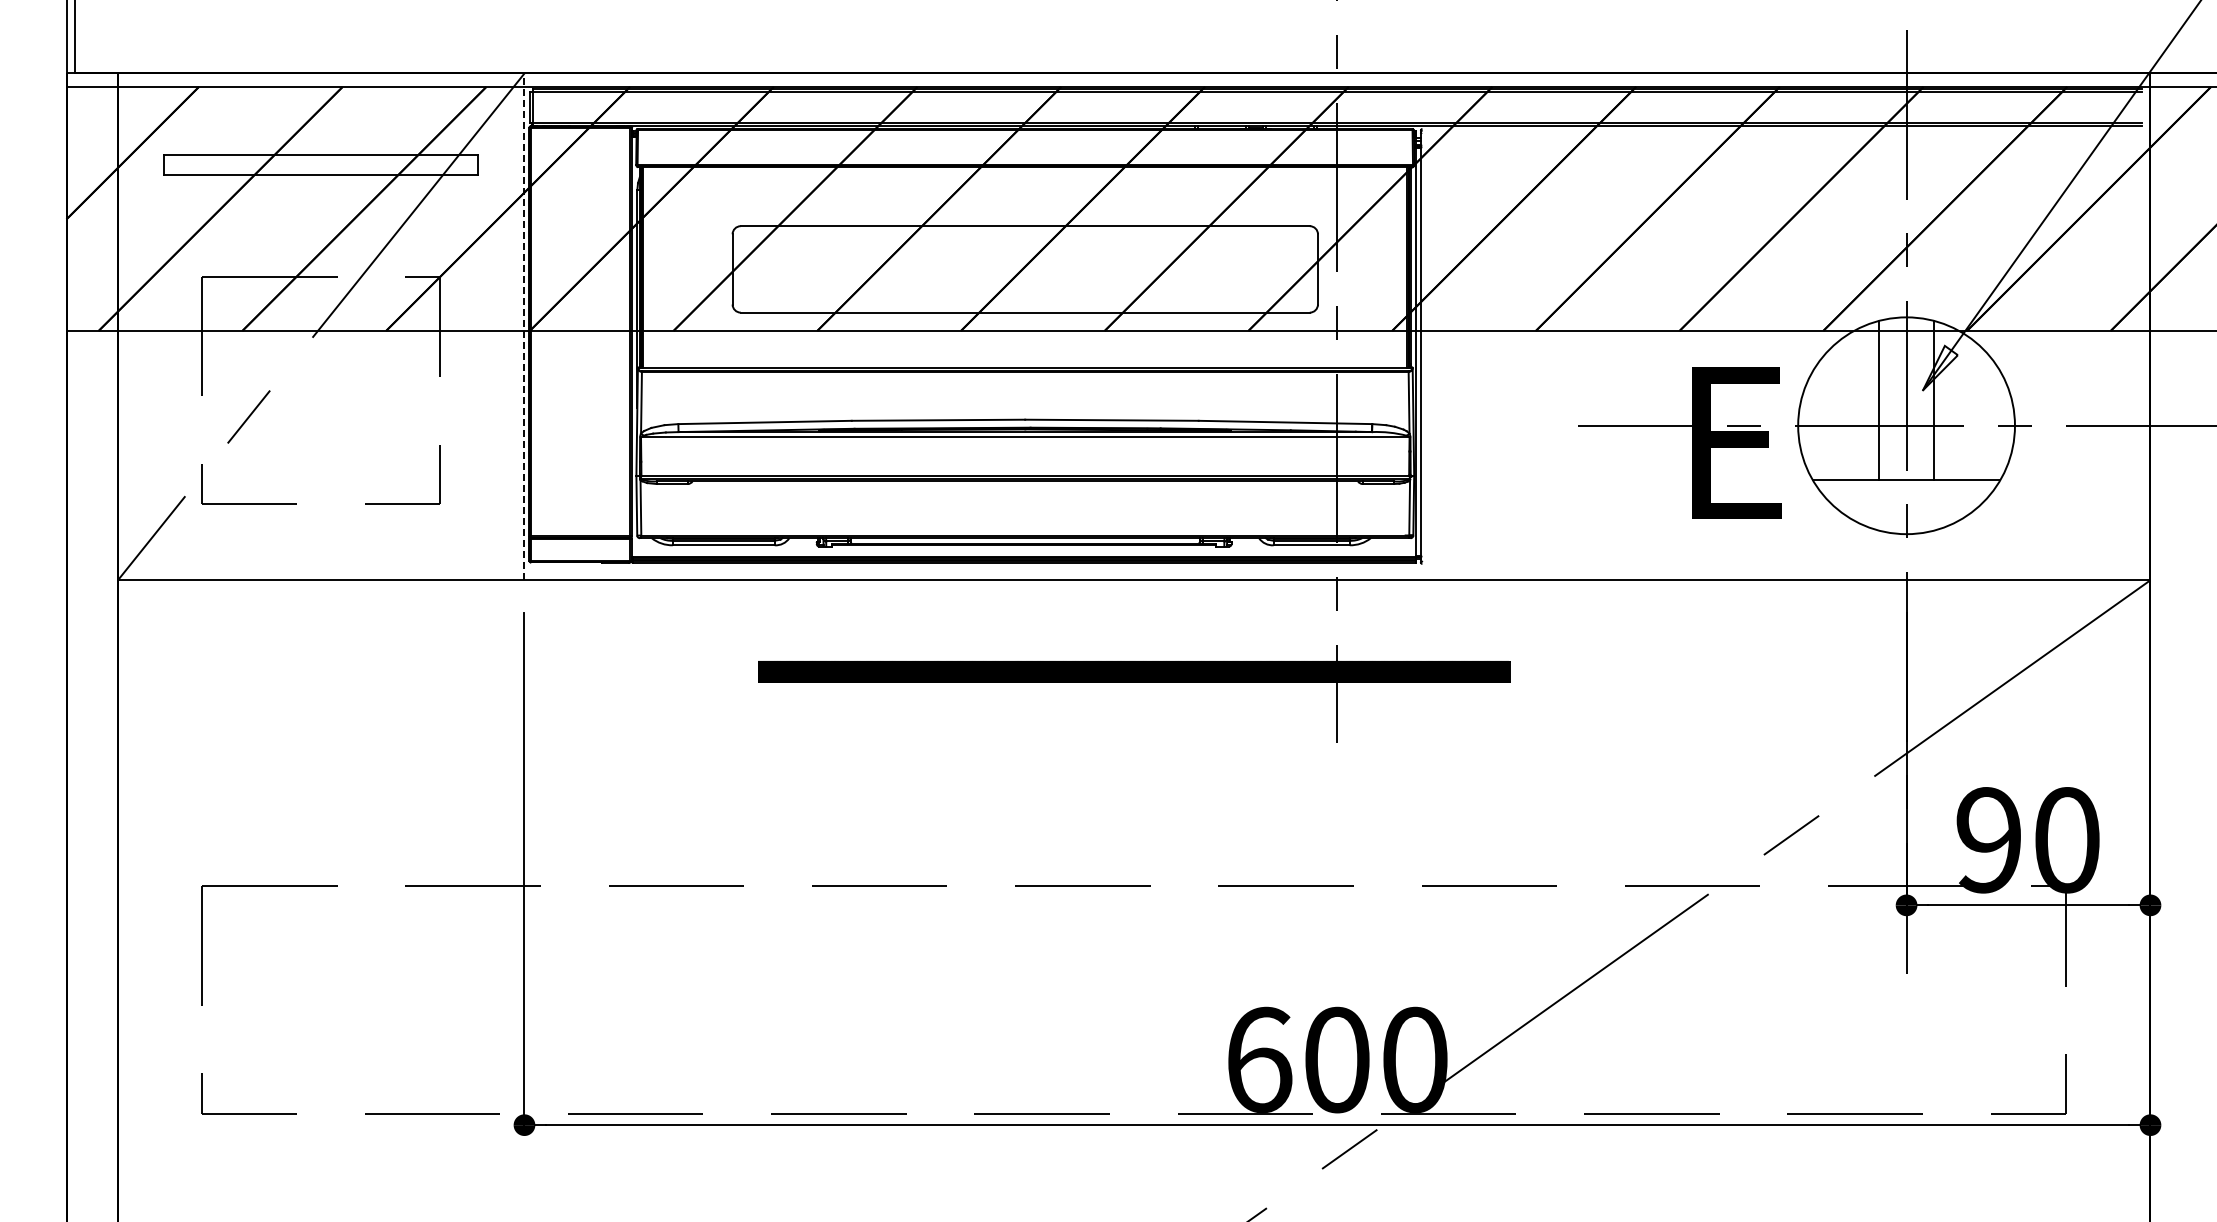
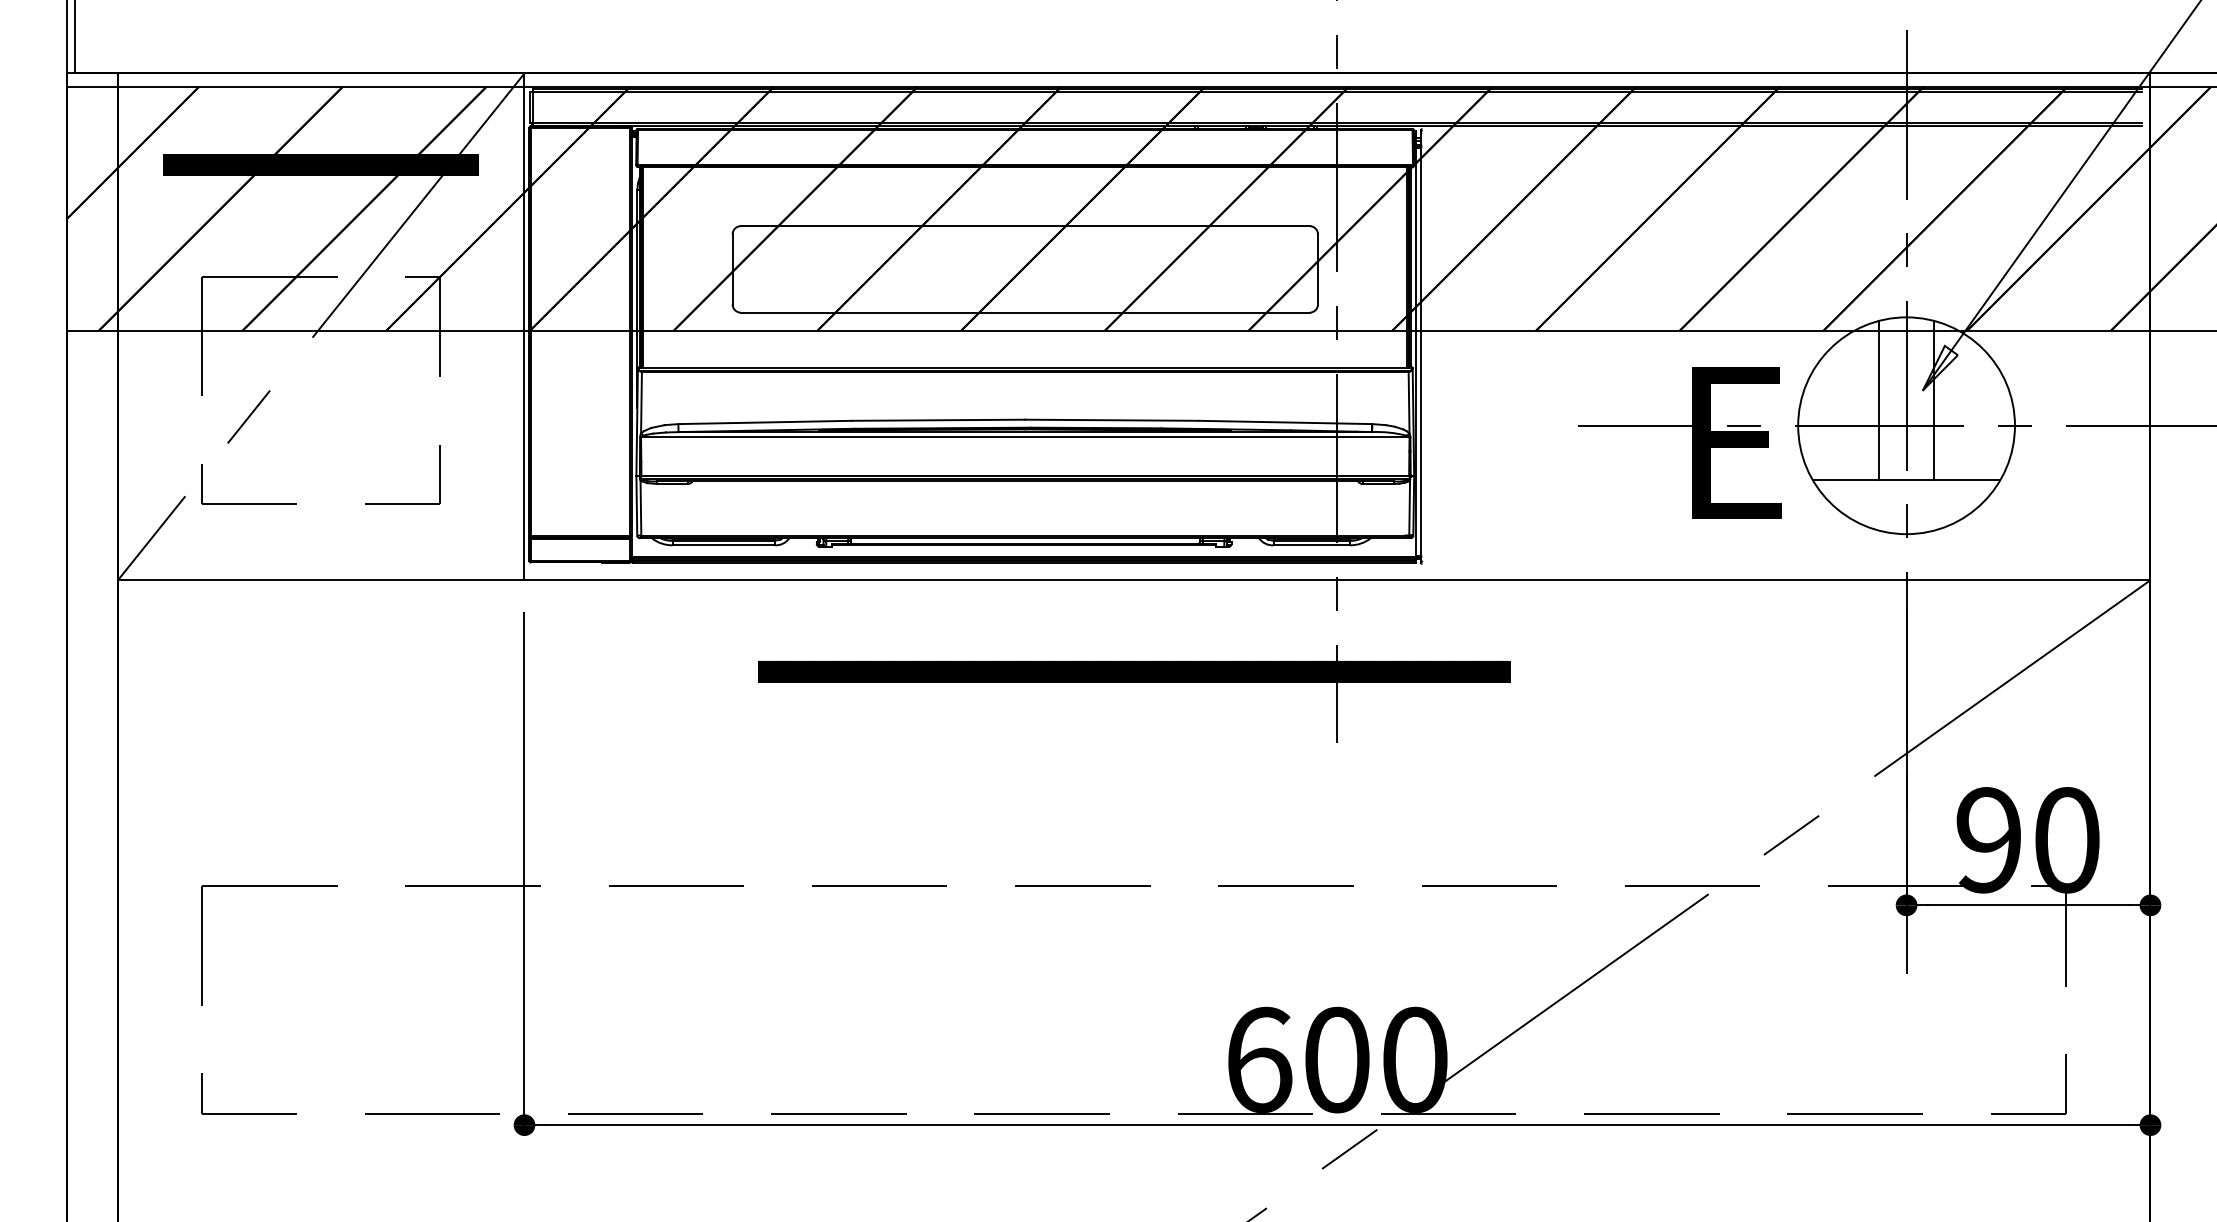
hatch: none -> present (321, 164)
line: dashed -> solid (524, 326)
